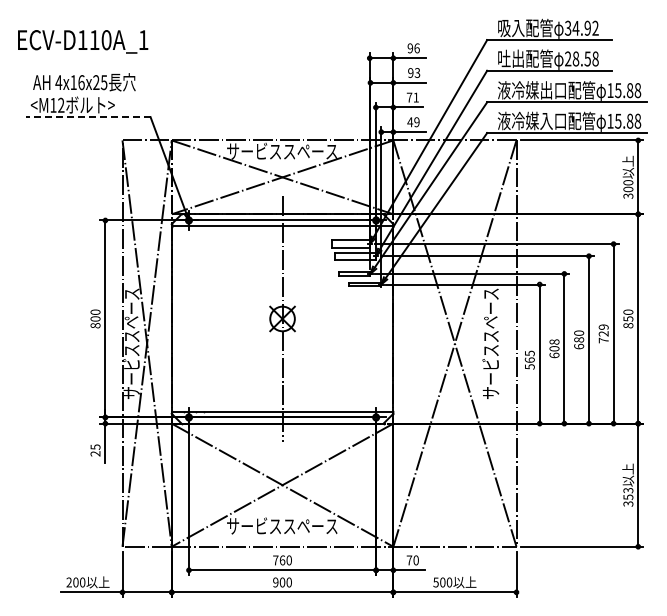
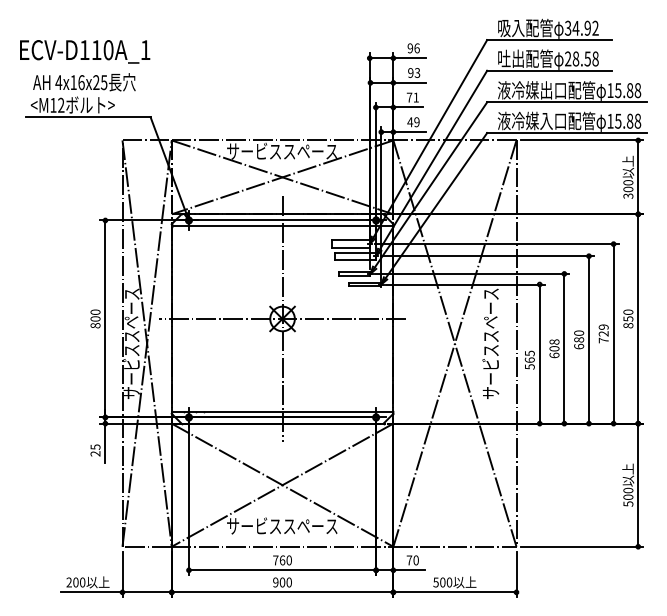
text position: (83, 41) -> (85, 51) (85, 51)
line: dashed -> solid (87, 117)
line: none -> present (282, 318)
text: 353 -> 500 (628, 496)
